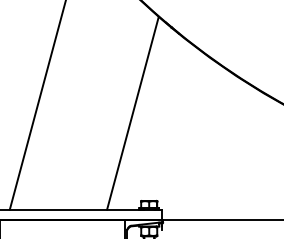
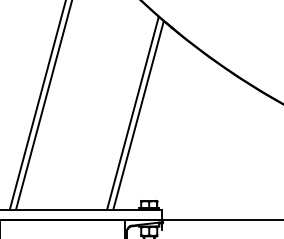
line: none -> present (43, 105)
line: none -> present (138, 115)
